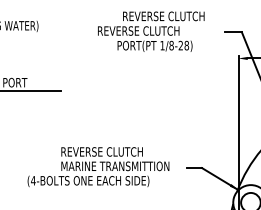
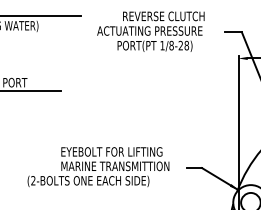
line: none -> present (41, 15)
text: REVERSE CLUTCH -> ACTUATING PRESSURE (149, 30)
text: REVERSE CLUTCH -> EYEBOLT FOR LIFTING (112, 151)
text: (4-BOLTS -> (2-BOLTS (33, 180)
